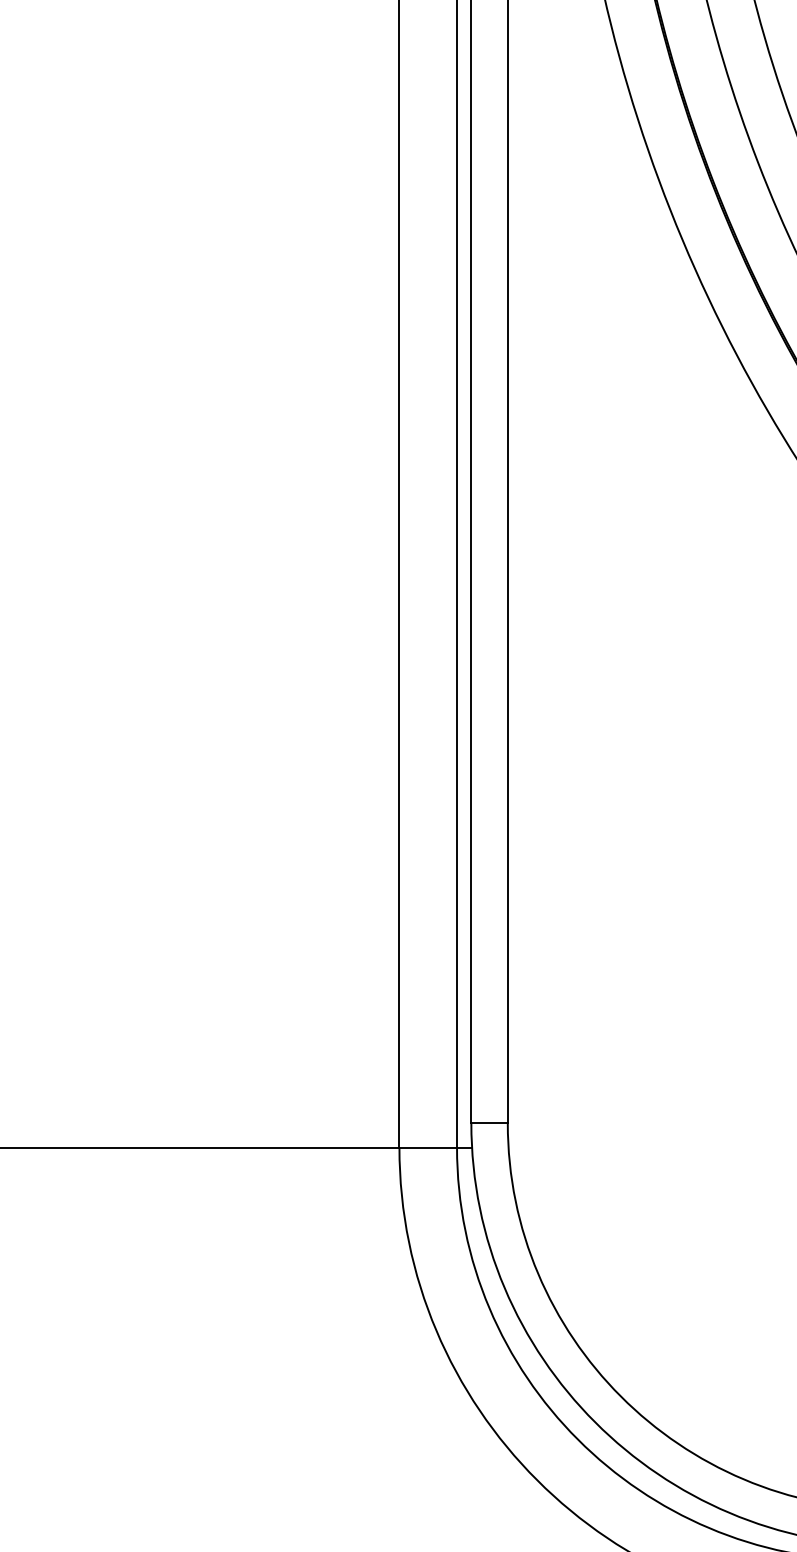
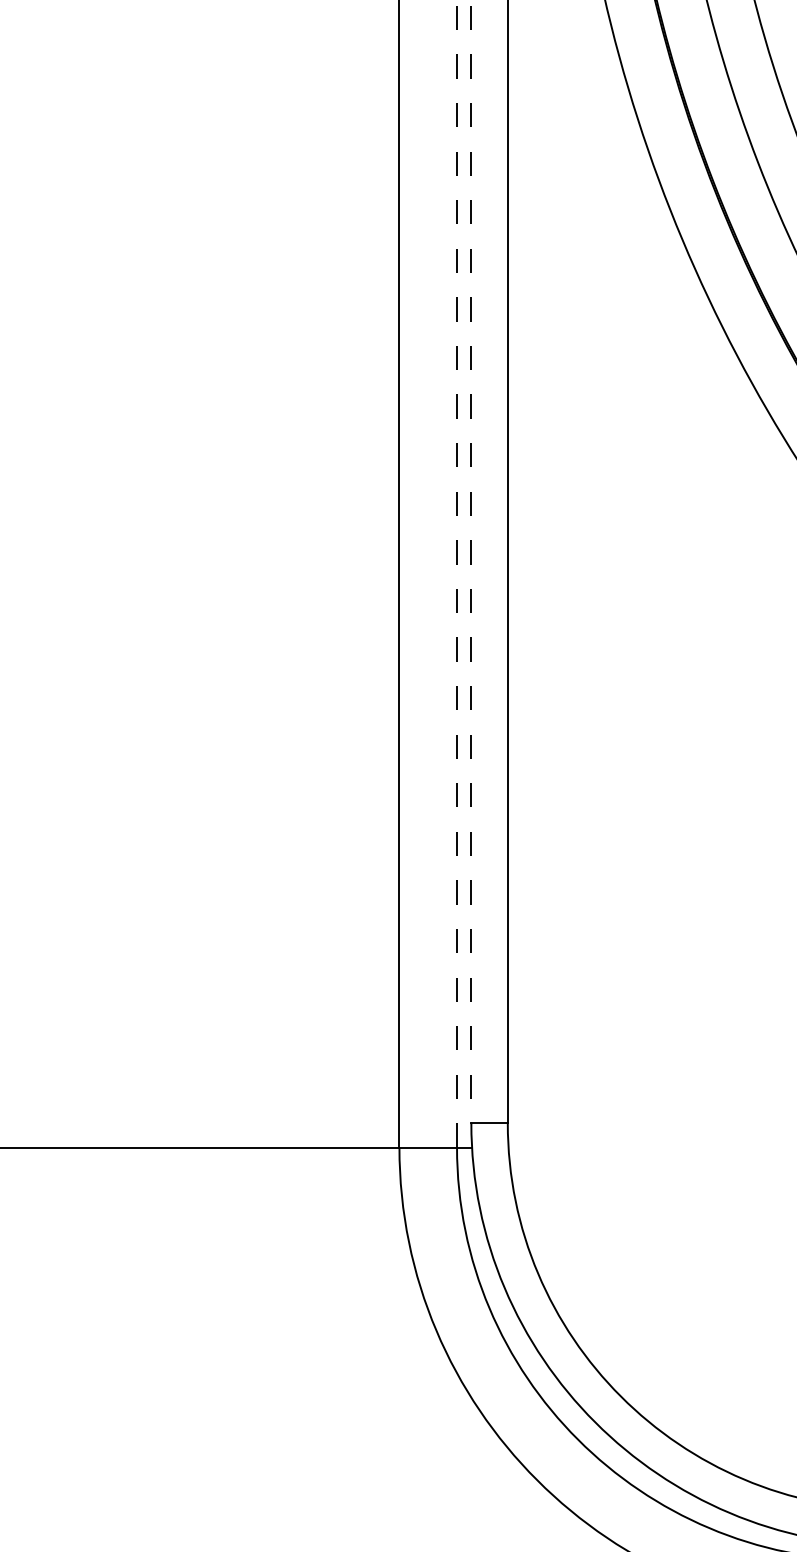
line: solid -> dashed (471, 562)
line: solid -> dashed (457, 573)
